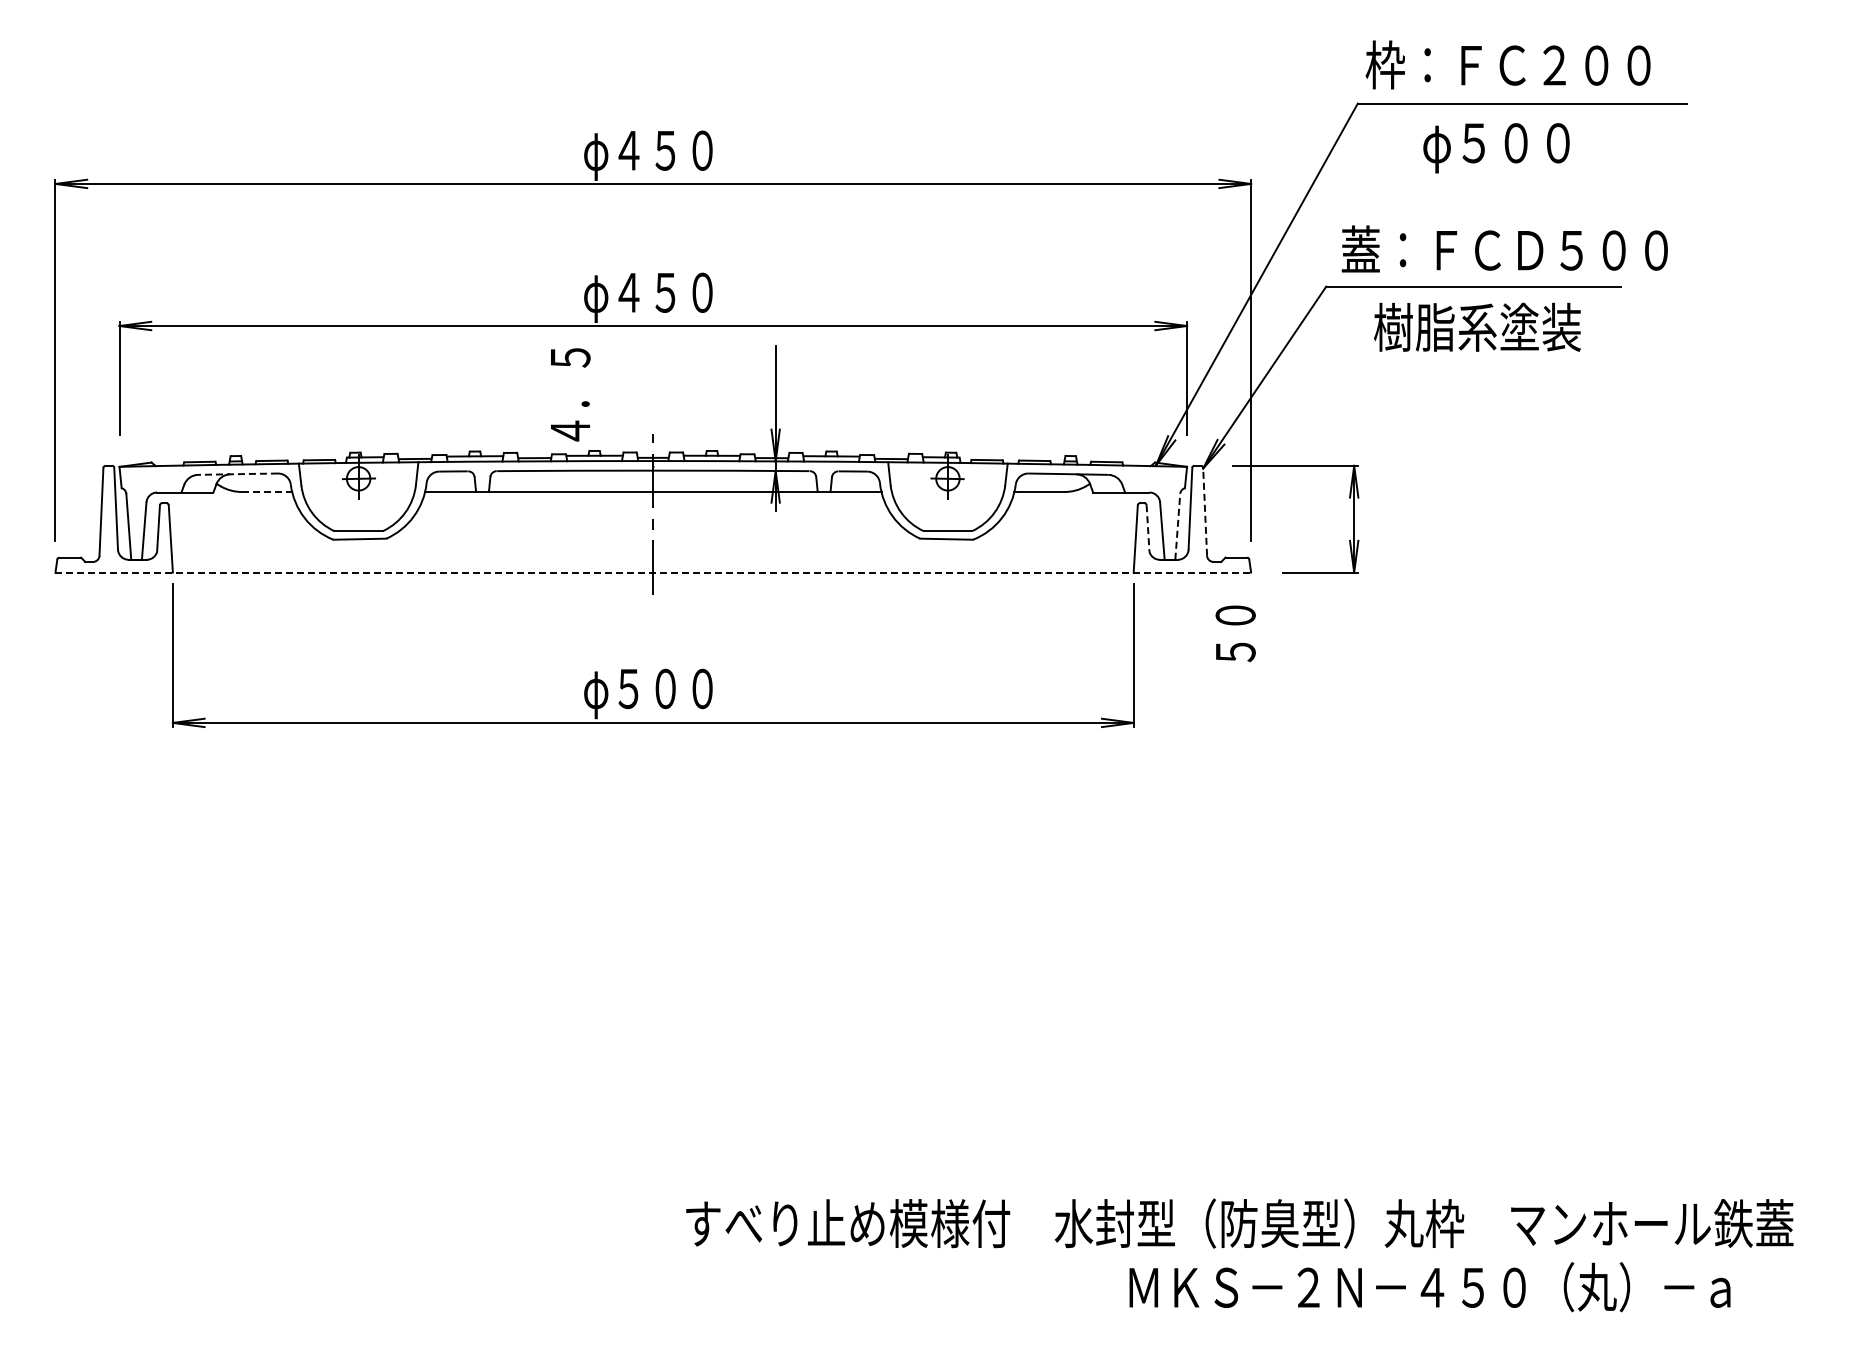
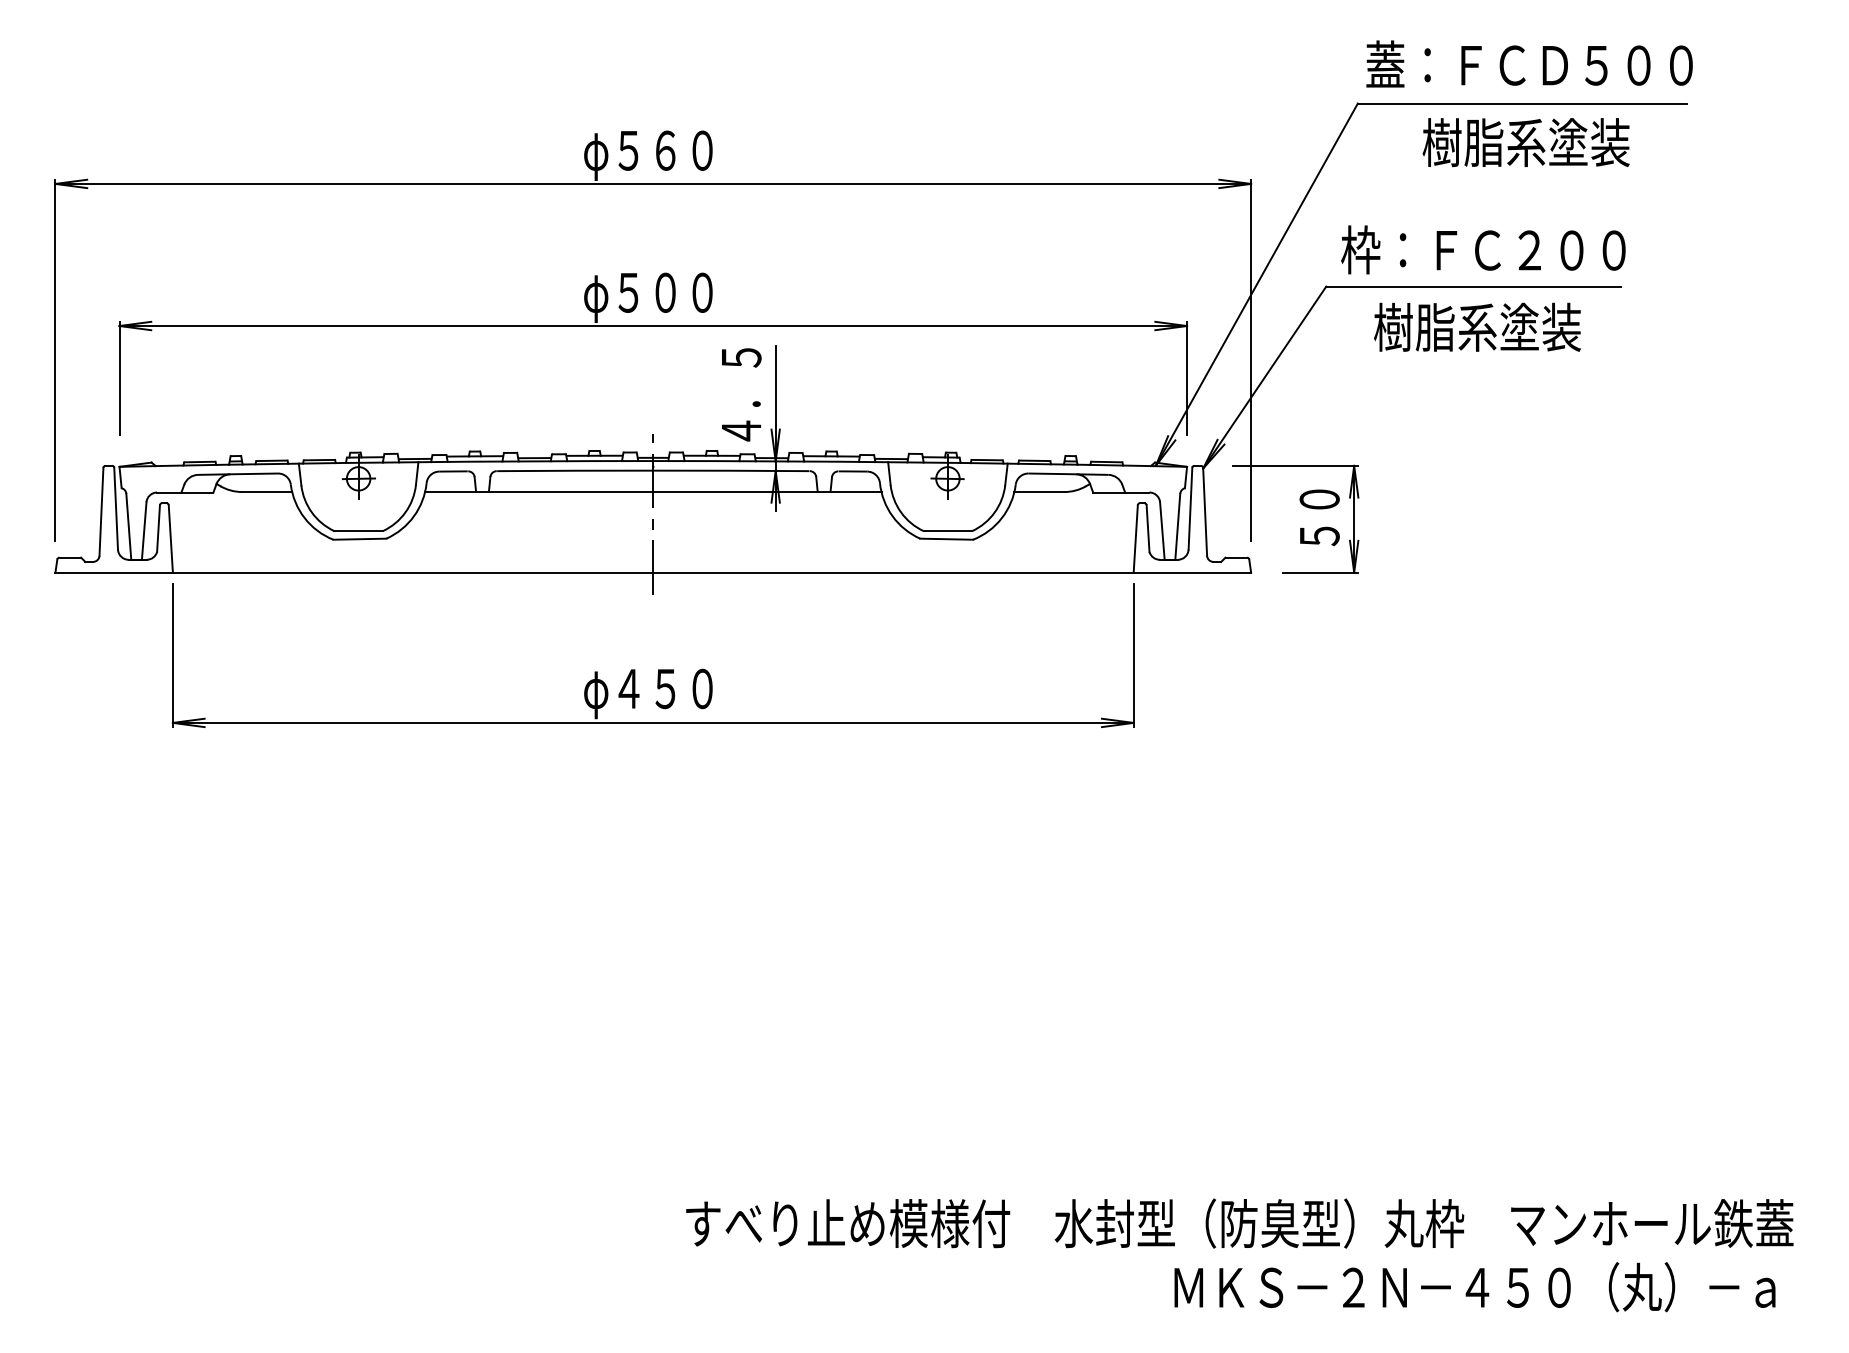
text: 枠：ＦＣ２００ -> 蓋：ＦＣＤ５００ (1528, 64)
text: φ５００ -> 樹脂系塗装 (1525, 145)
text: φ４５０ -> φ５６０ (646, 150)
text: 蓋：ＦＣＤ５００ -> 枠：ＦＣ２００ (1504, 249)
text: φ４５０ -> φ５００ (646, 292)
text position: (570, 394) -> (741, 394) (741, 394)
arc: dashed -> solid (238, 474)
line: dashed -> solid (267, 492)
line: dashed -> solid (1205, 511)
line: dashed -> solid (1177, 526)
line: dashed -> solid (1148, 529)
line: dashed -> solid (653, 572)
text position: (1235, 633) -> (1319, 517) (1319, 517)
text: φ５００ -> φ４５０ (646, 688)
text position: (1429, 1287) -> (1474, 1287) (1474, 1287)
